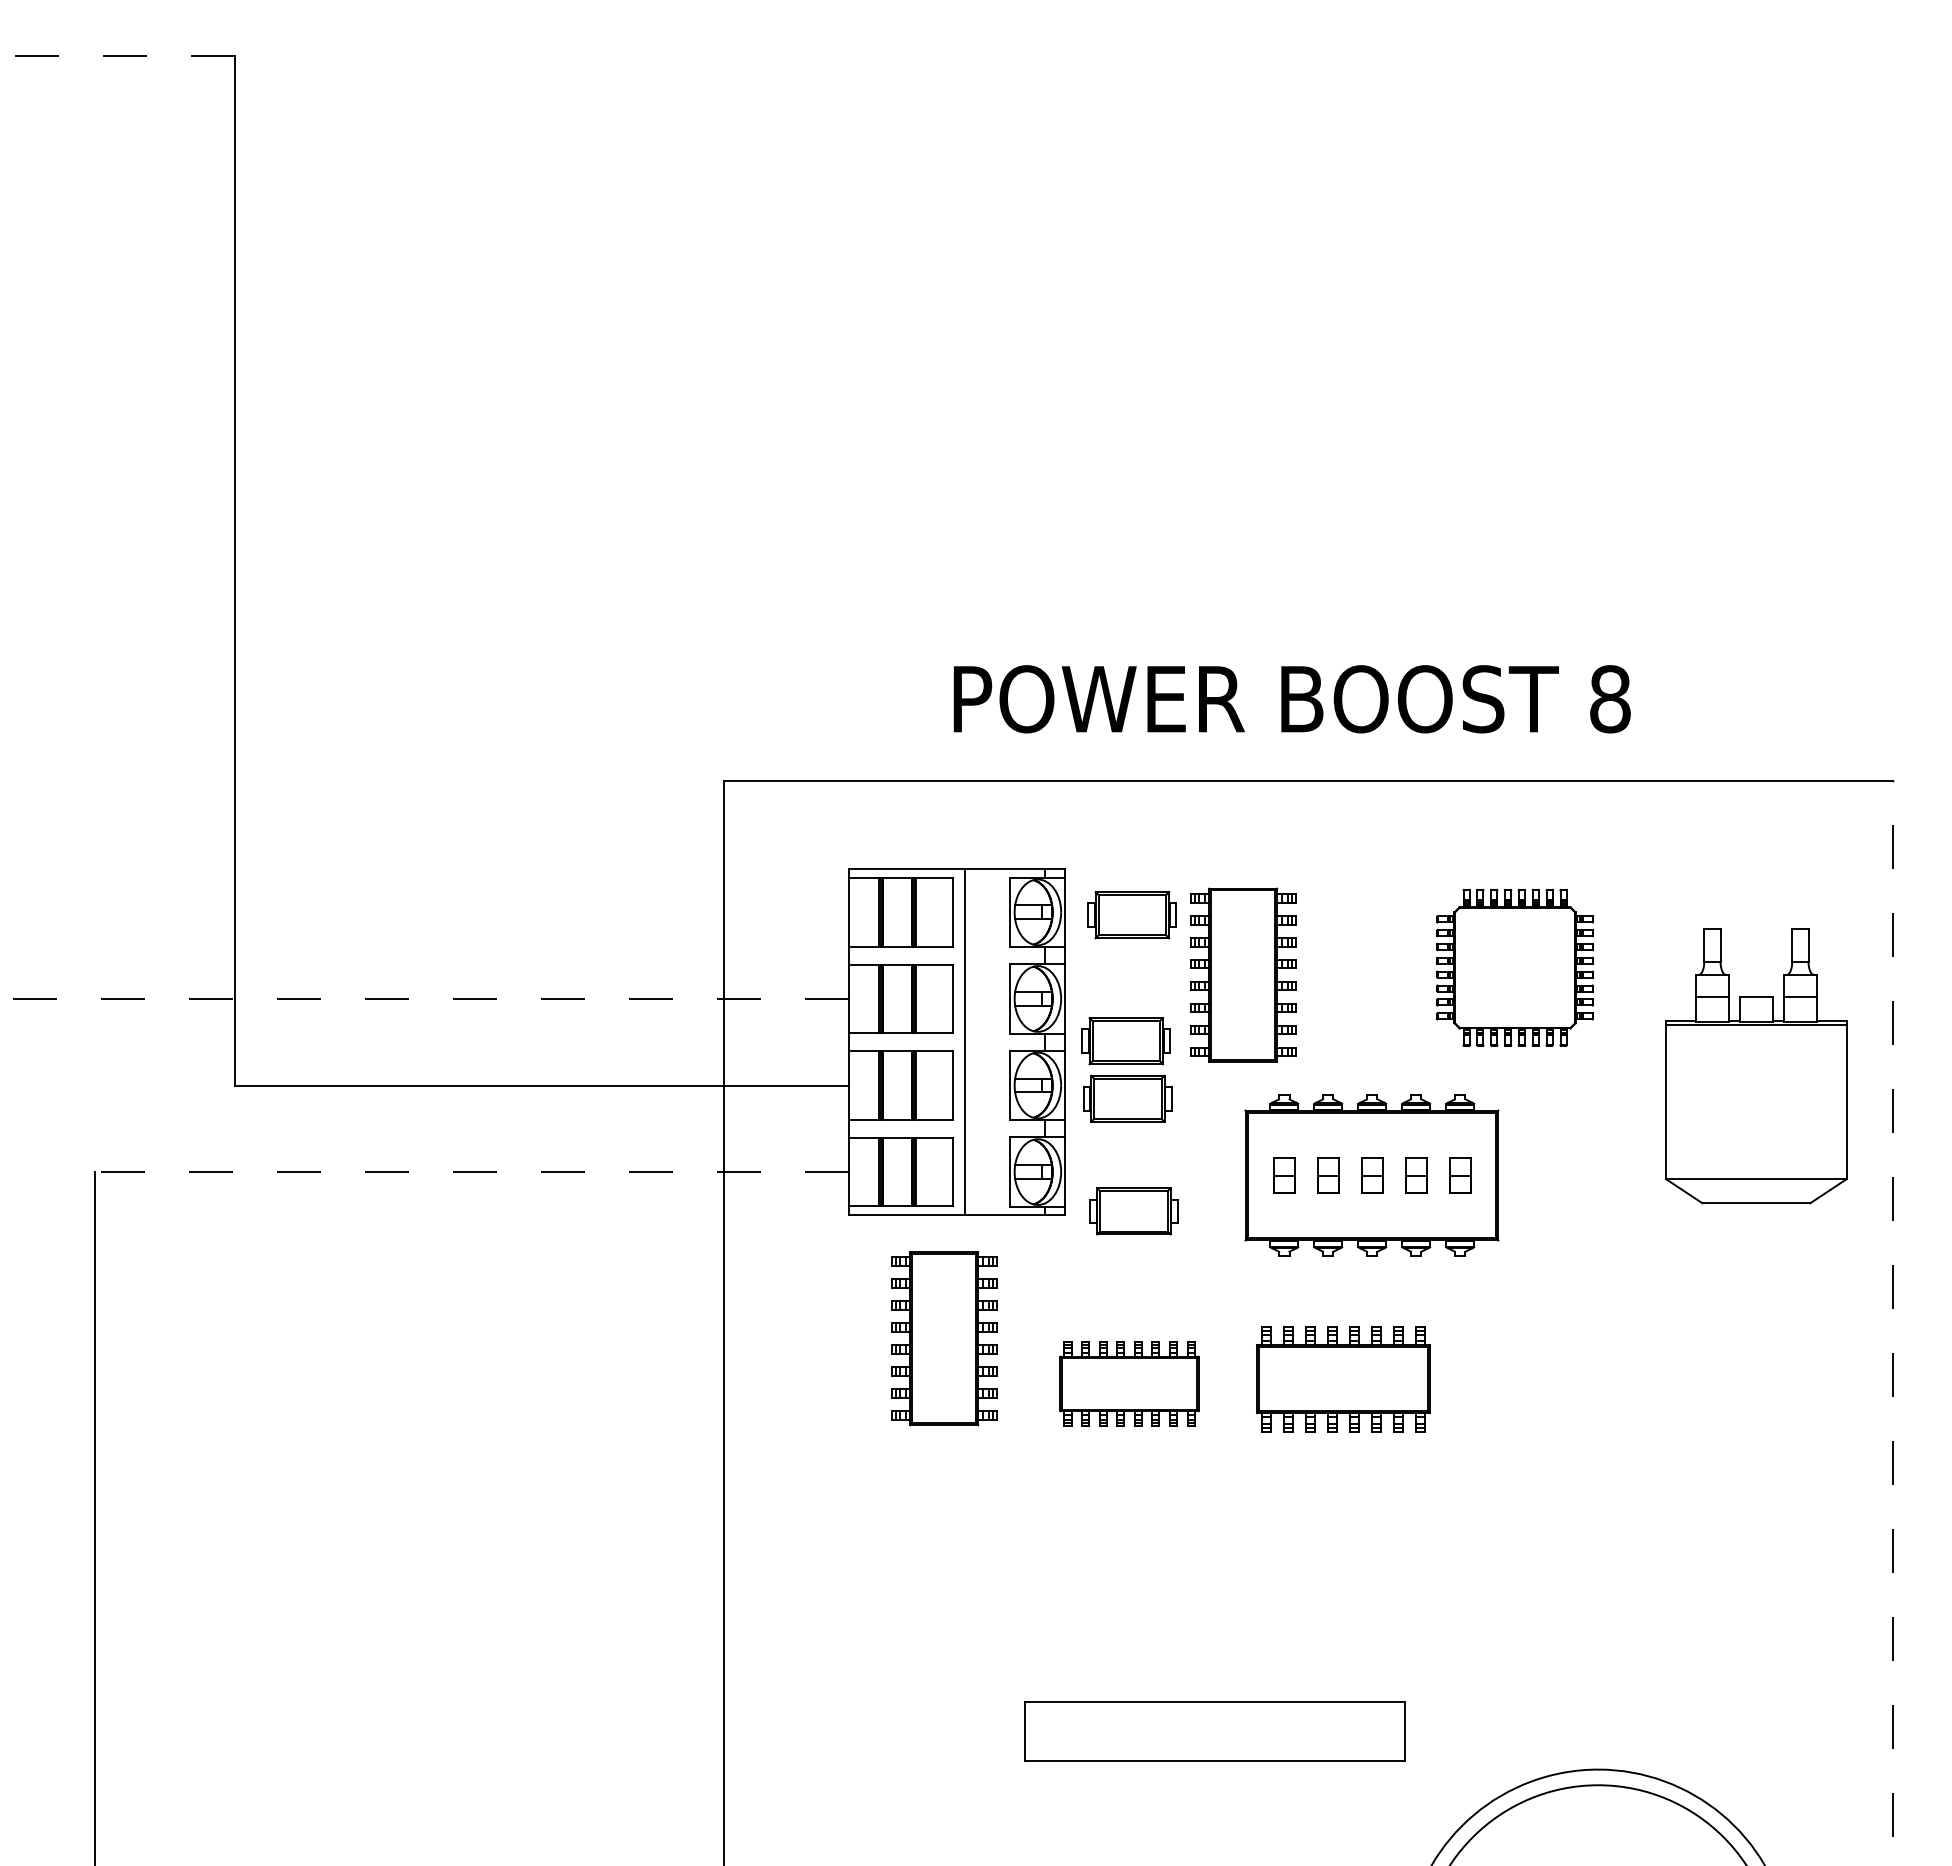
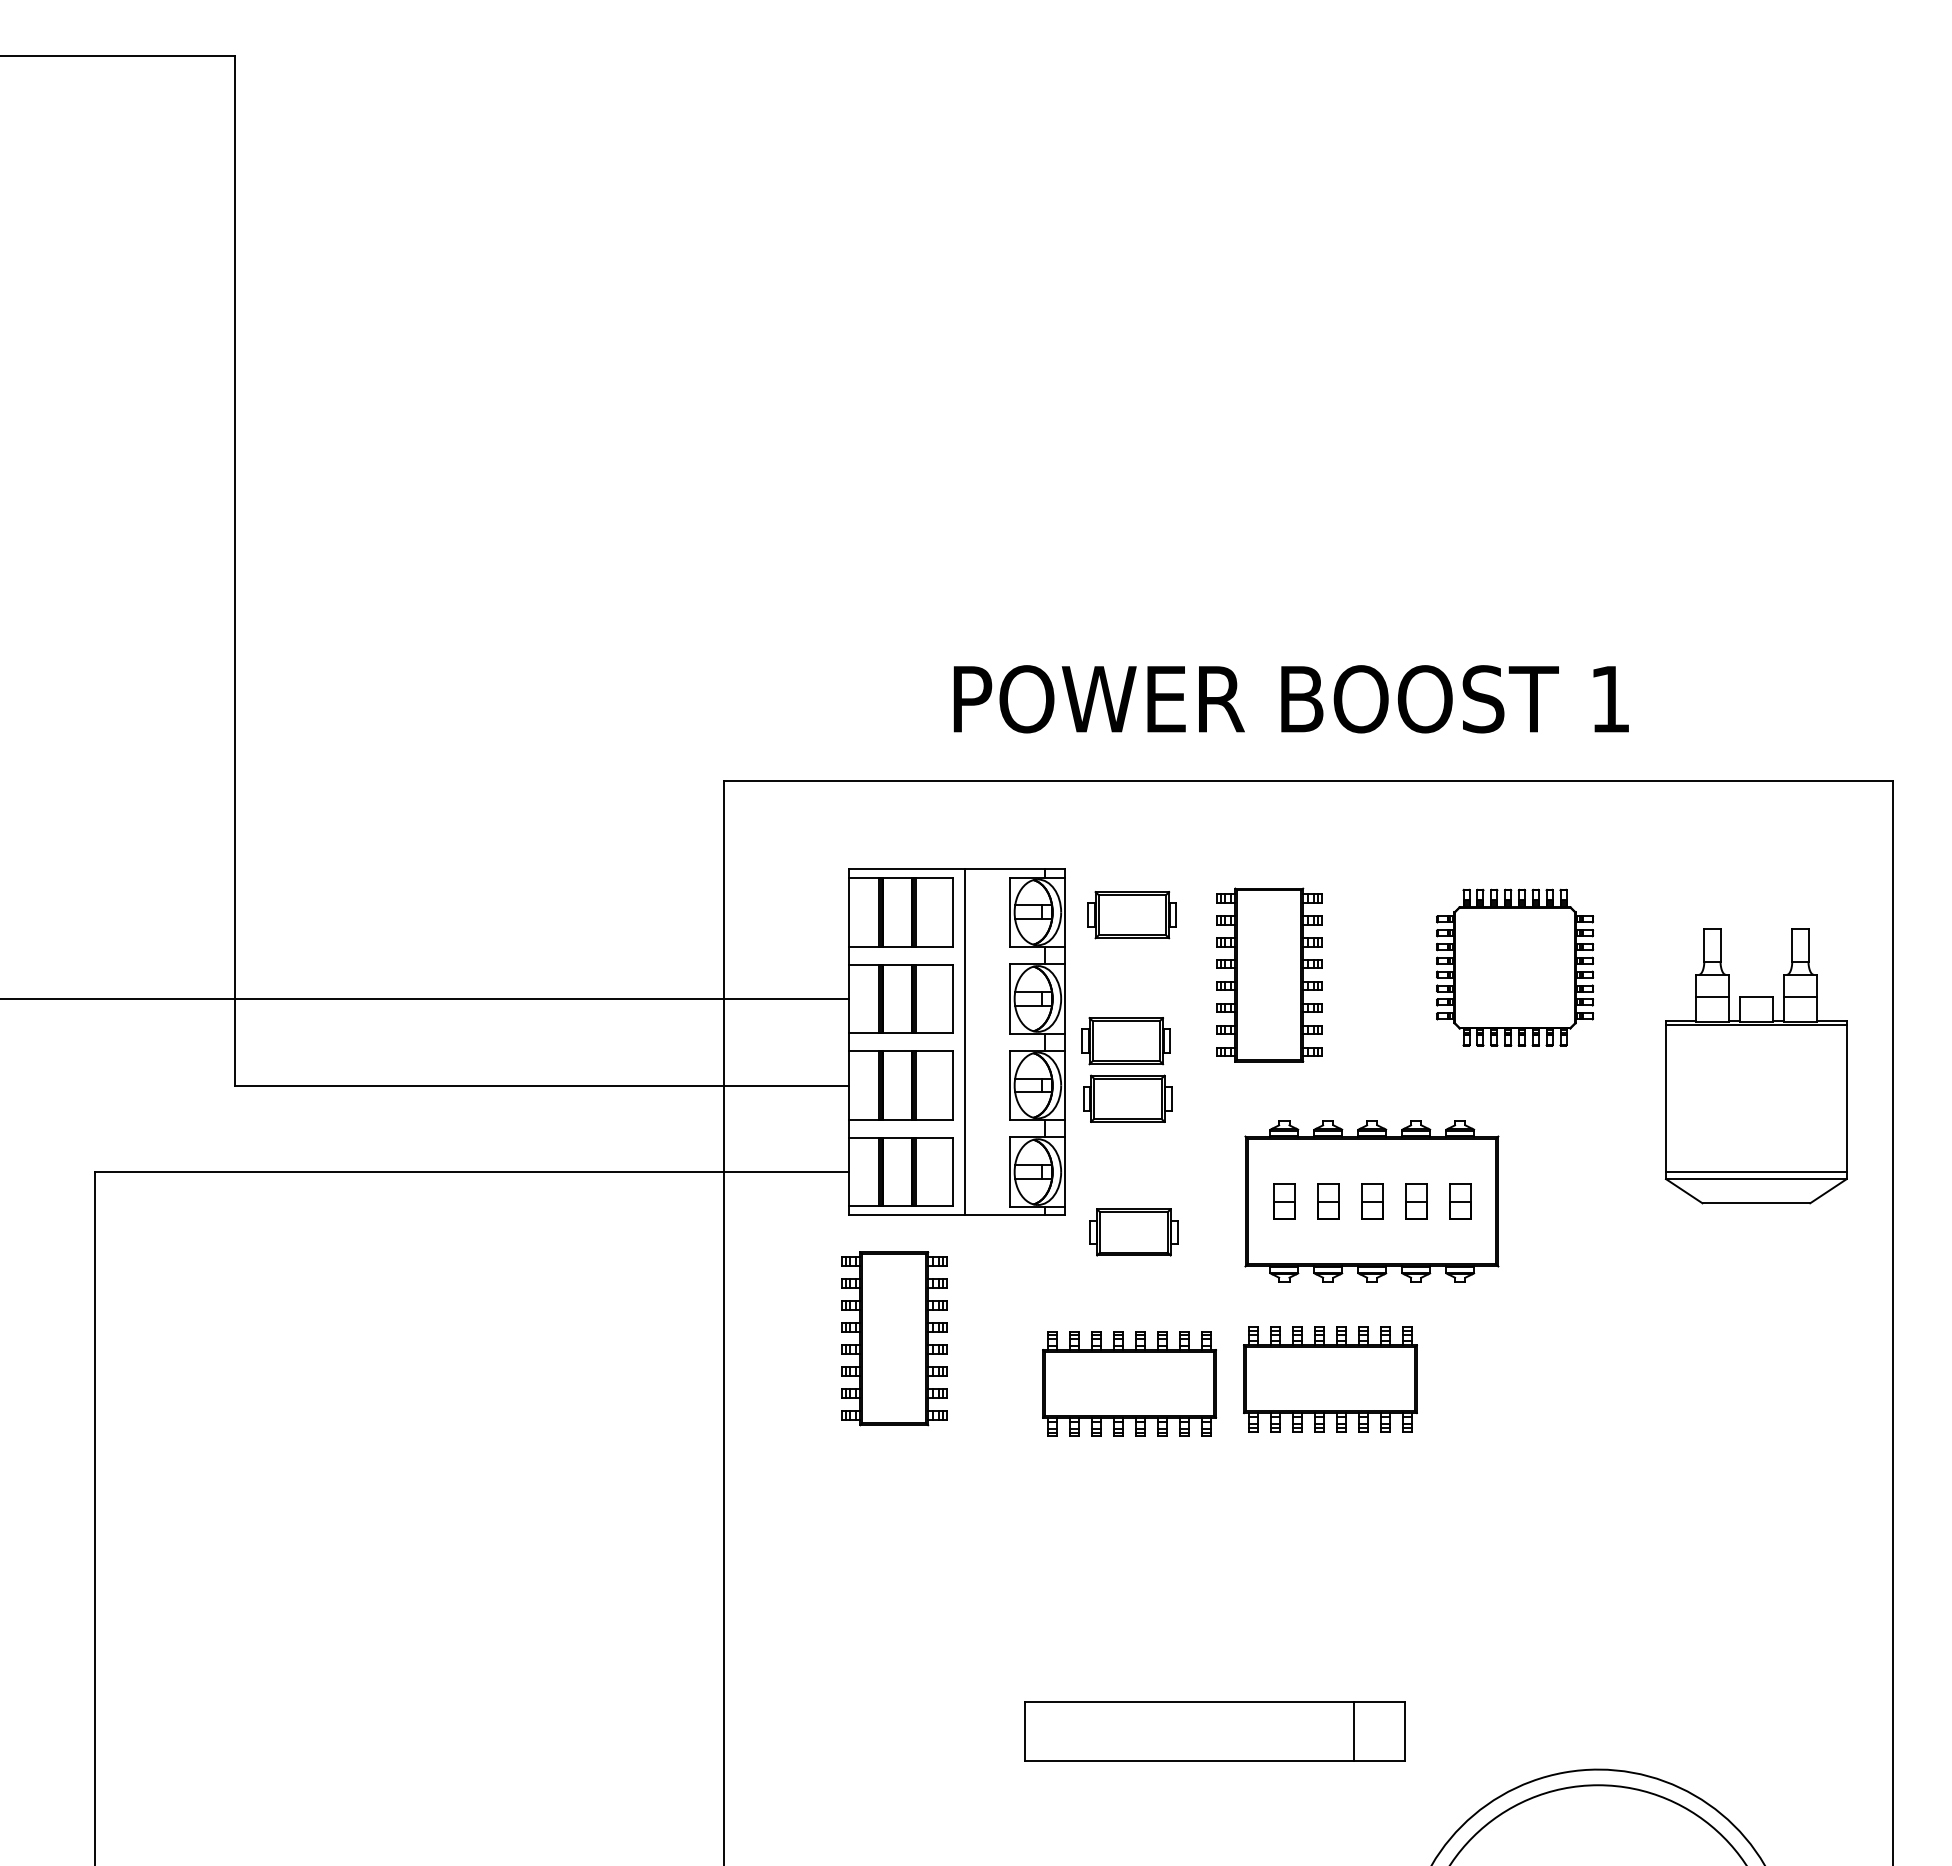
line: dashed -> solid (117, 55)
text: 8 -> 1 (1610, 699)
part position: (1243, 974) -> (1269, 974) (1269, 974)
line: dashed -> solid (424, 998)
line: none -> present (1756, 1171)
line: dashed -> solid (472, 1172)
part position: (1371, 1175) -> (1371, 1201) (1371, 1201)
part position: (1133, 1211) -> (1133, 1232) (1133, 1232)
line: dashed -> solid (1893, 1323)
part position: (944, 1338) -> (894, 1338) (894, 1338)
part position: (1343, 1379) -> (1330, 1379) (1330, 1379)
part size: 141x86 px -> 175x106 px (1129, 1383)
line: none -> present (1354, 1731)
